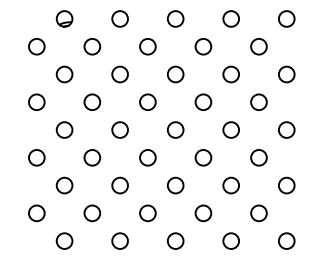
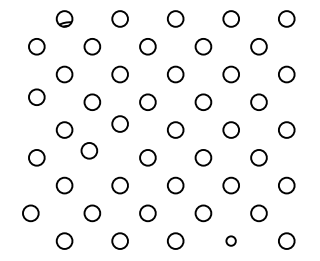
circle position: (36, 101) -> (36, 96) (36, 96)
circle position: (119, 129) -> (119, 123) (119, 123)
circle position: (92, 157) -> (89, 150) (89, 150)
circle position: (36, 213) -> (30, 213) (30, 213)
circle size: 18x18 px -> 12x12 px (230, 240)
